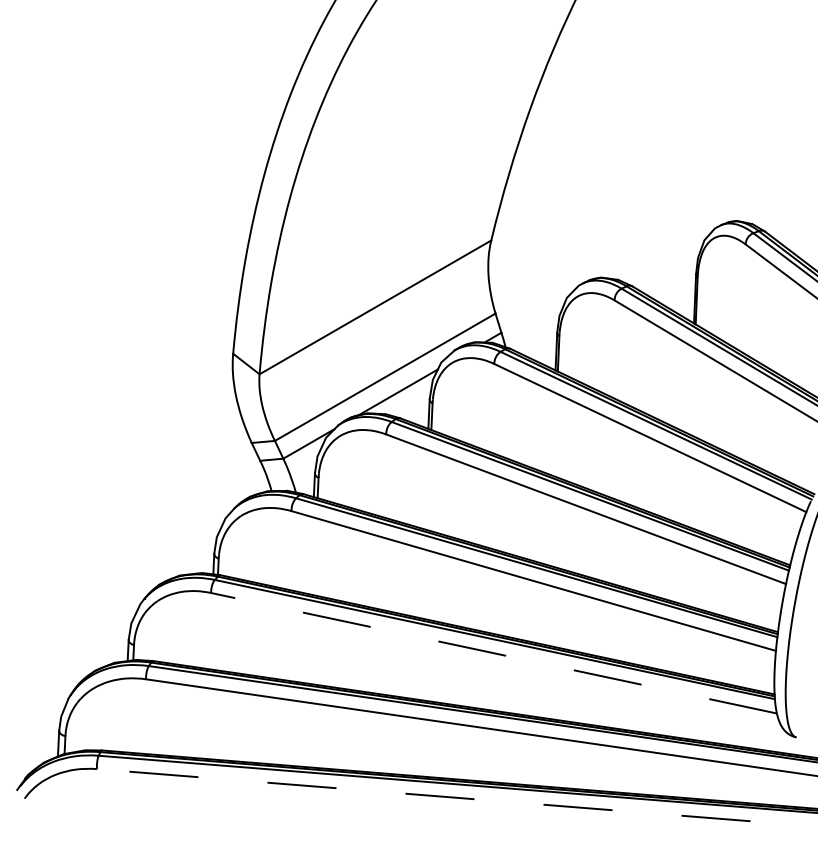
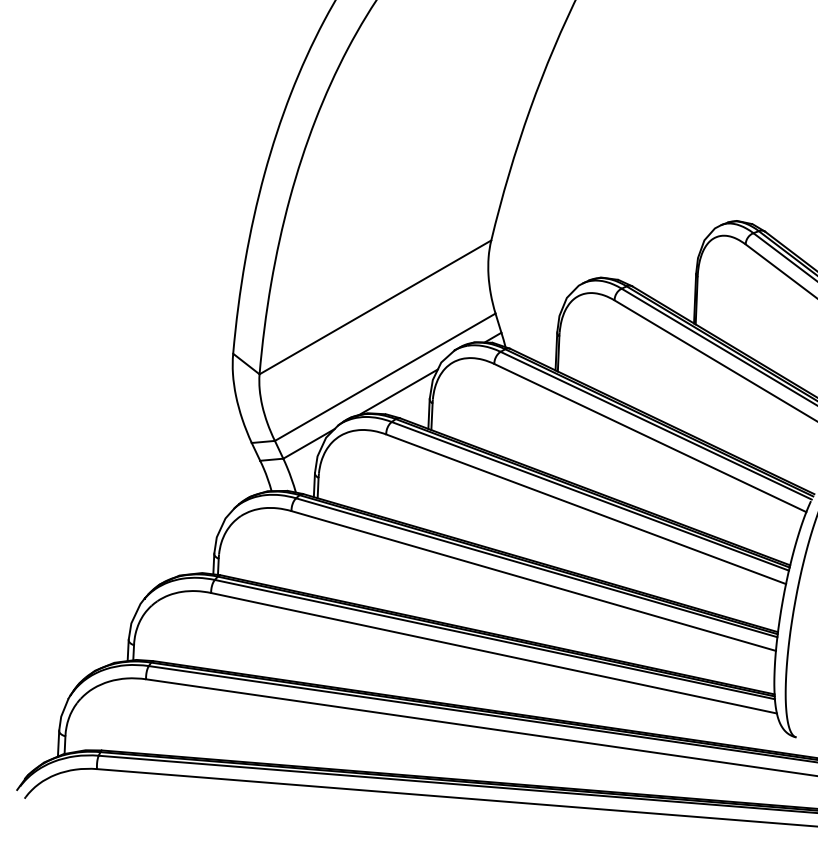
line: dashed -> solid (493, 653)
line: dashed -> solid (457, 797)
